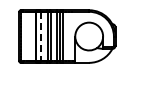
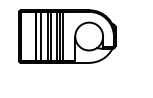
line: dashed -> solid (40, 36)
